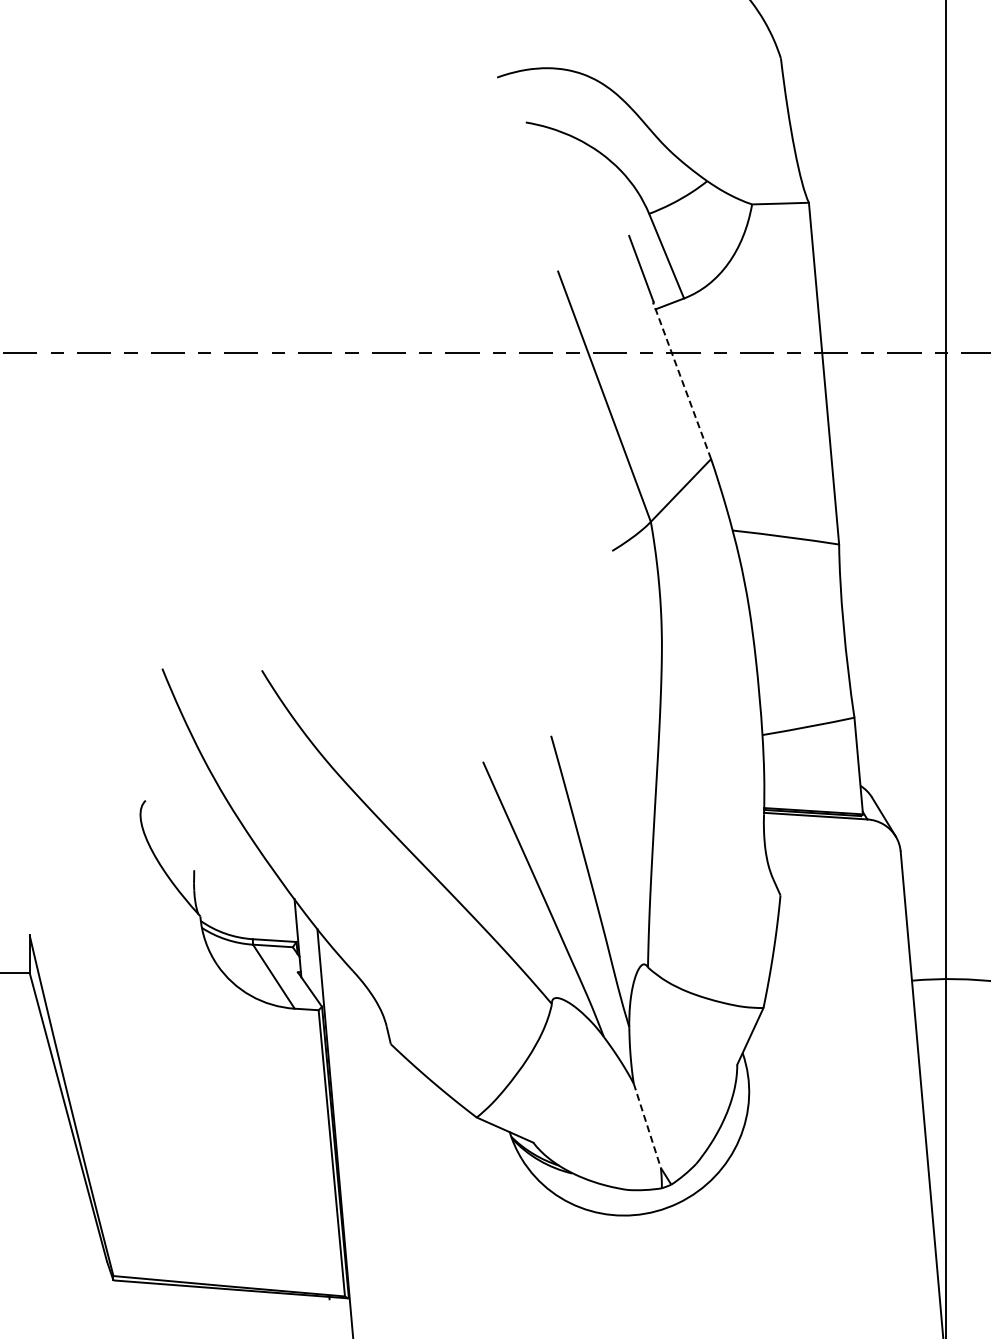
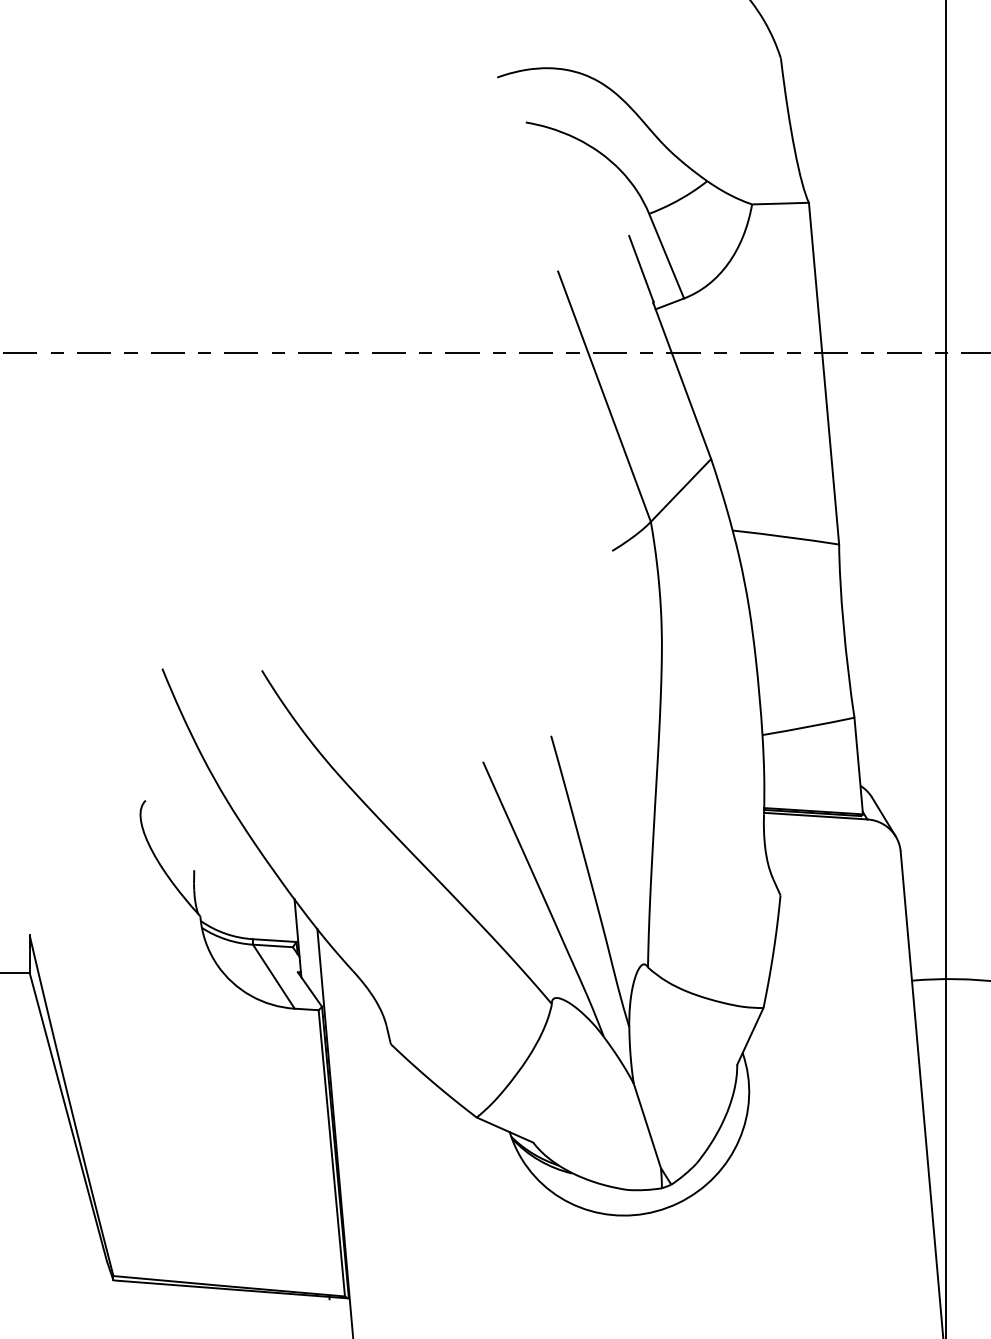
line: dashed -> solid (682, 380)
line: dashed -> solid (647, 1126)
